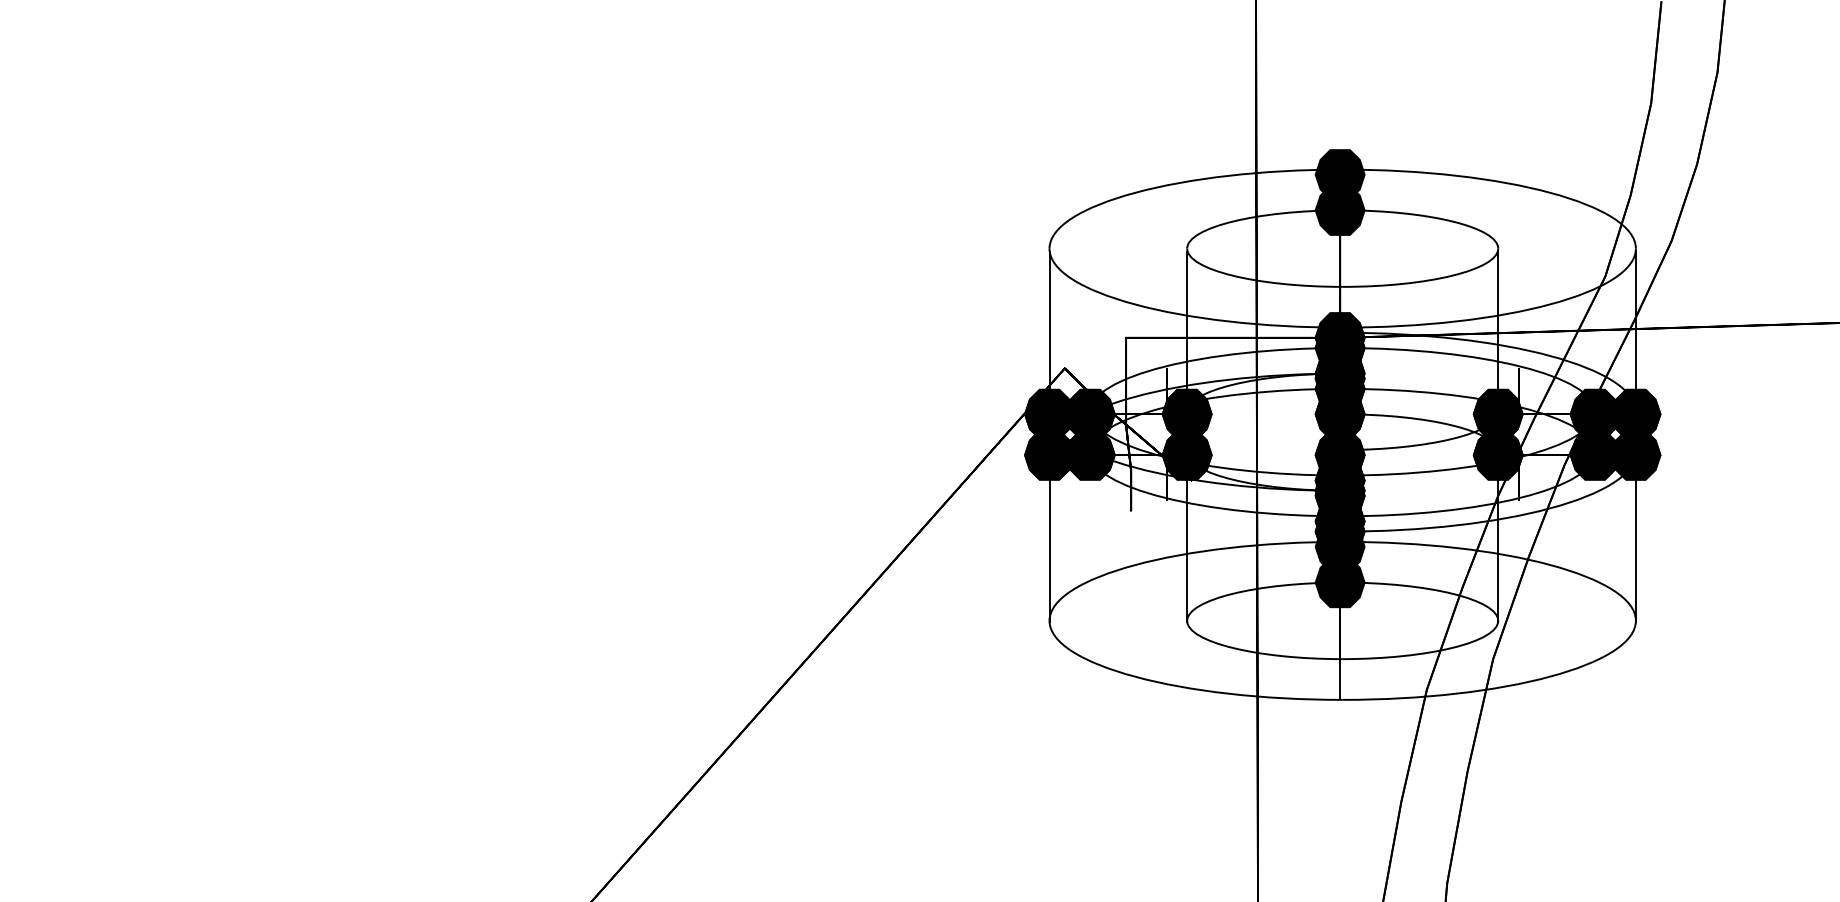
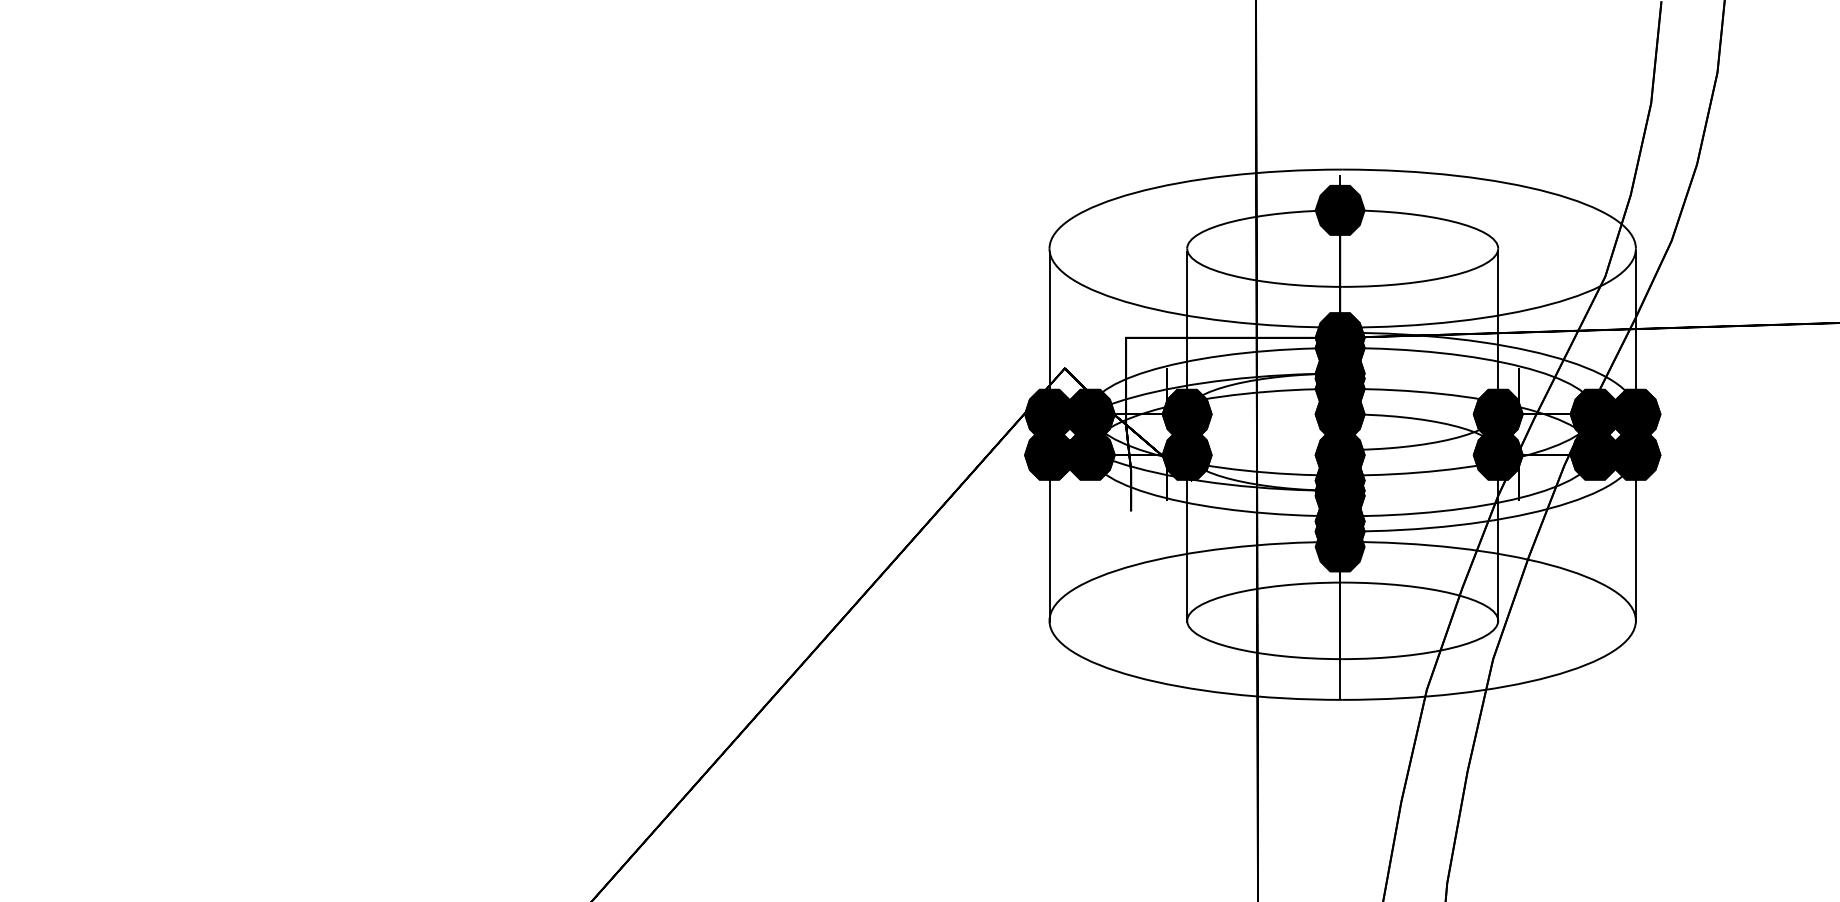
fill: present -> none (1339, 174)
fill: present -> none (1339, 582)
